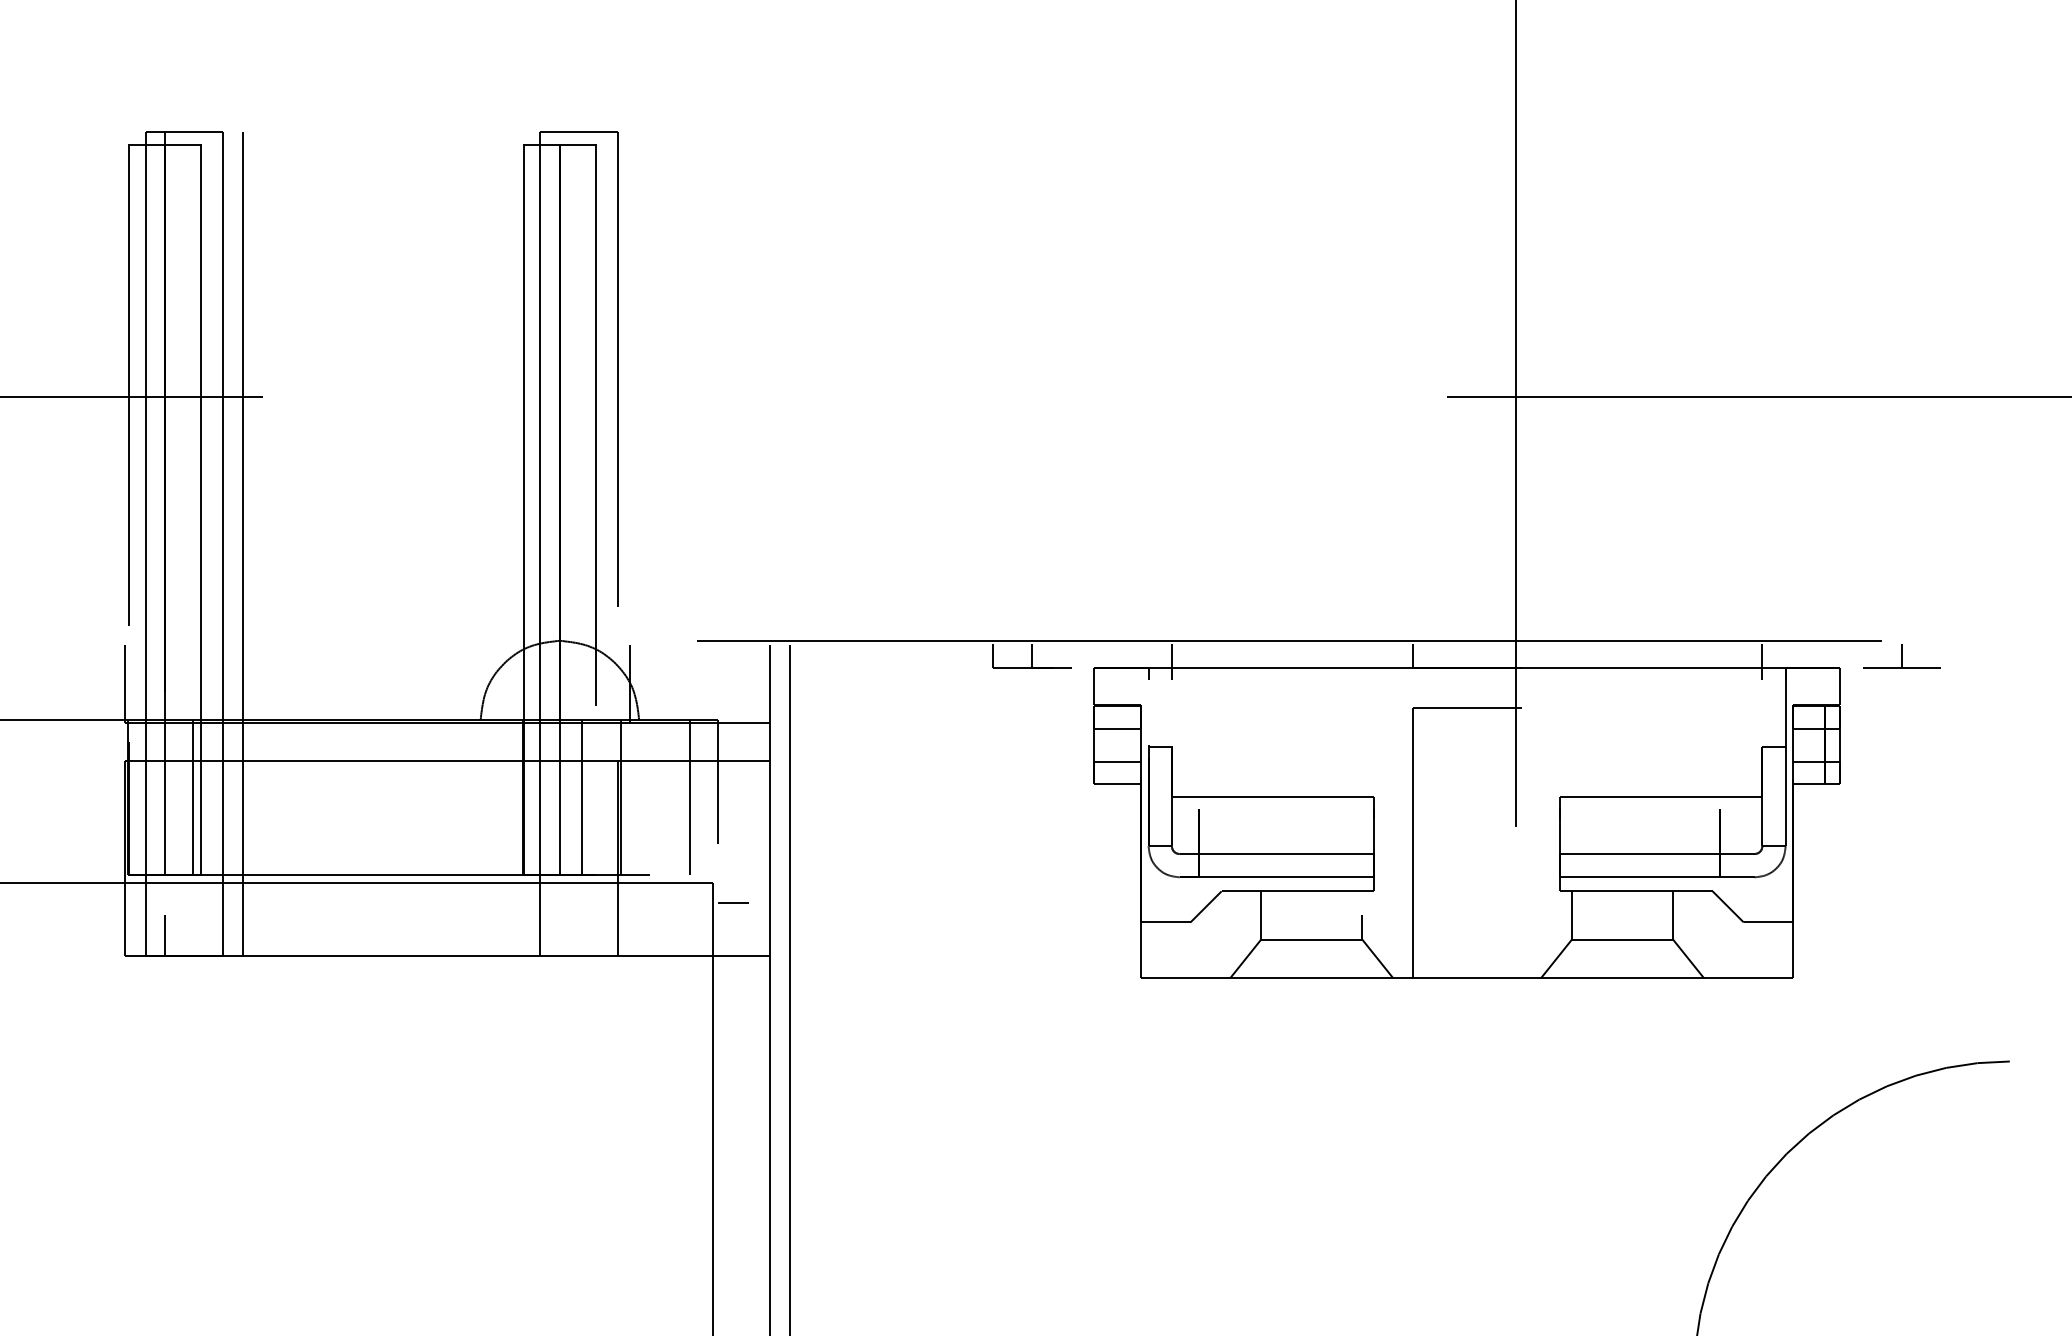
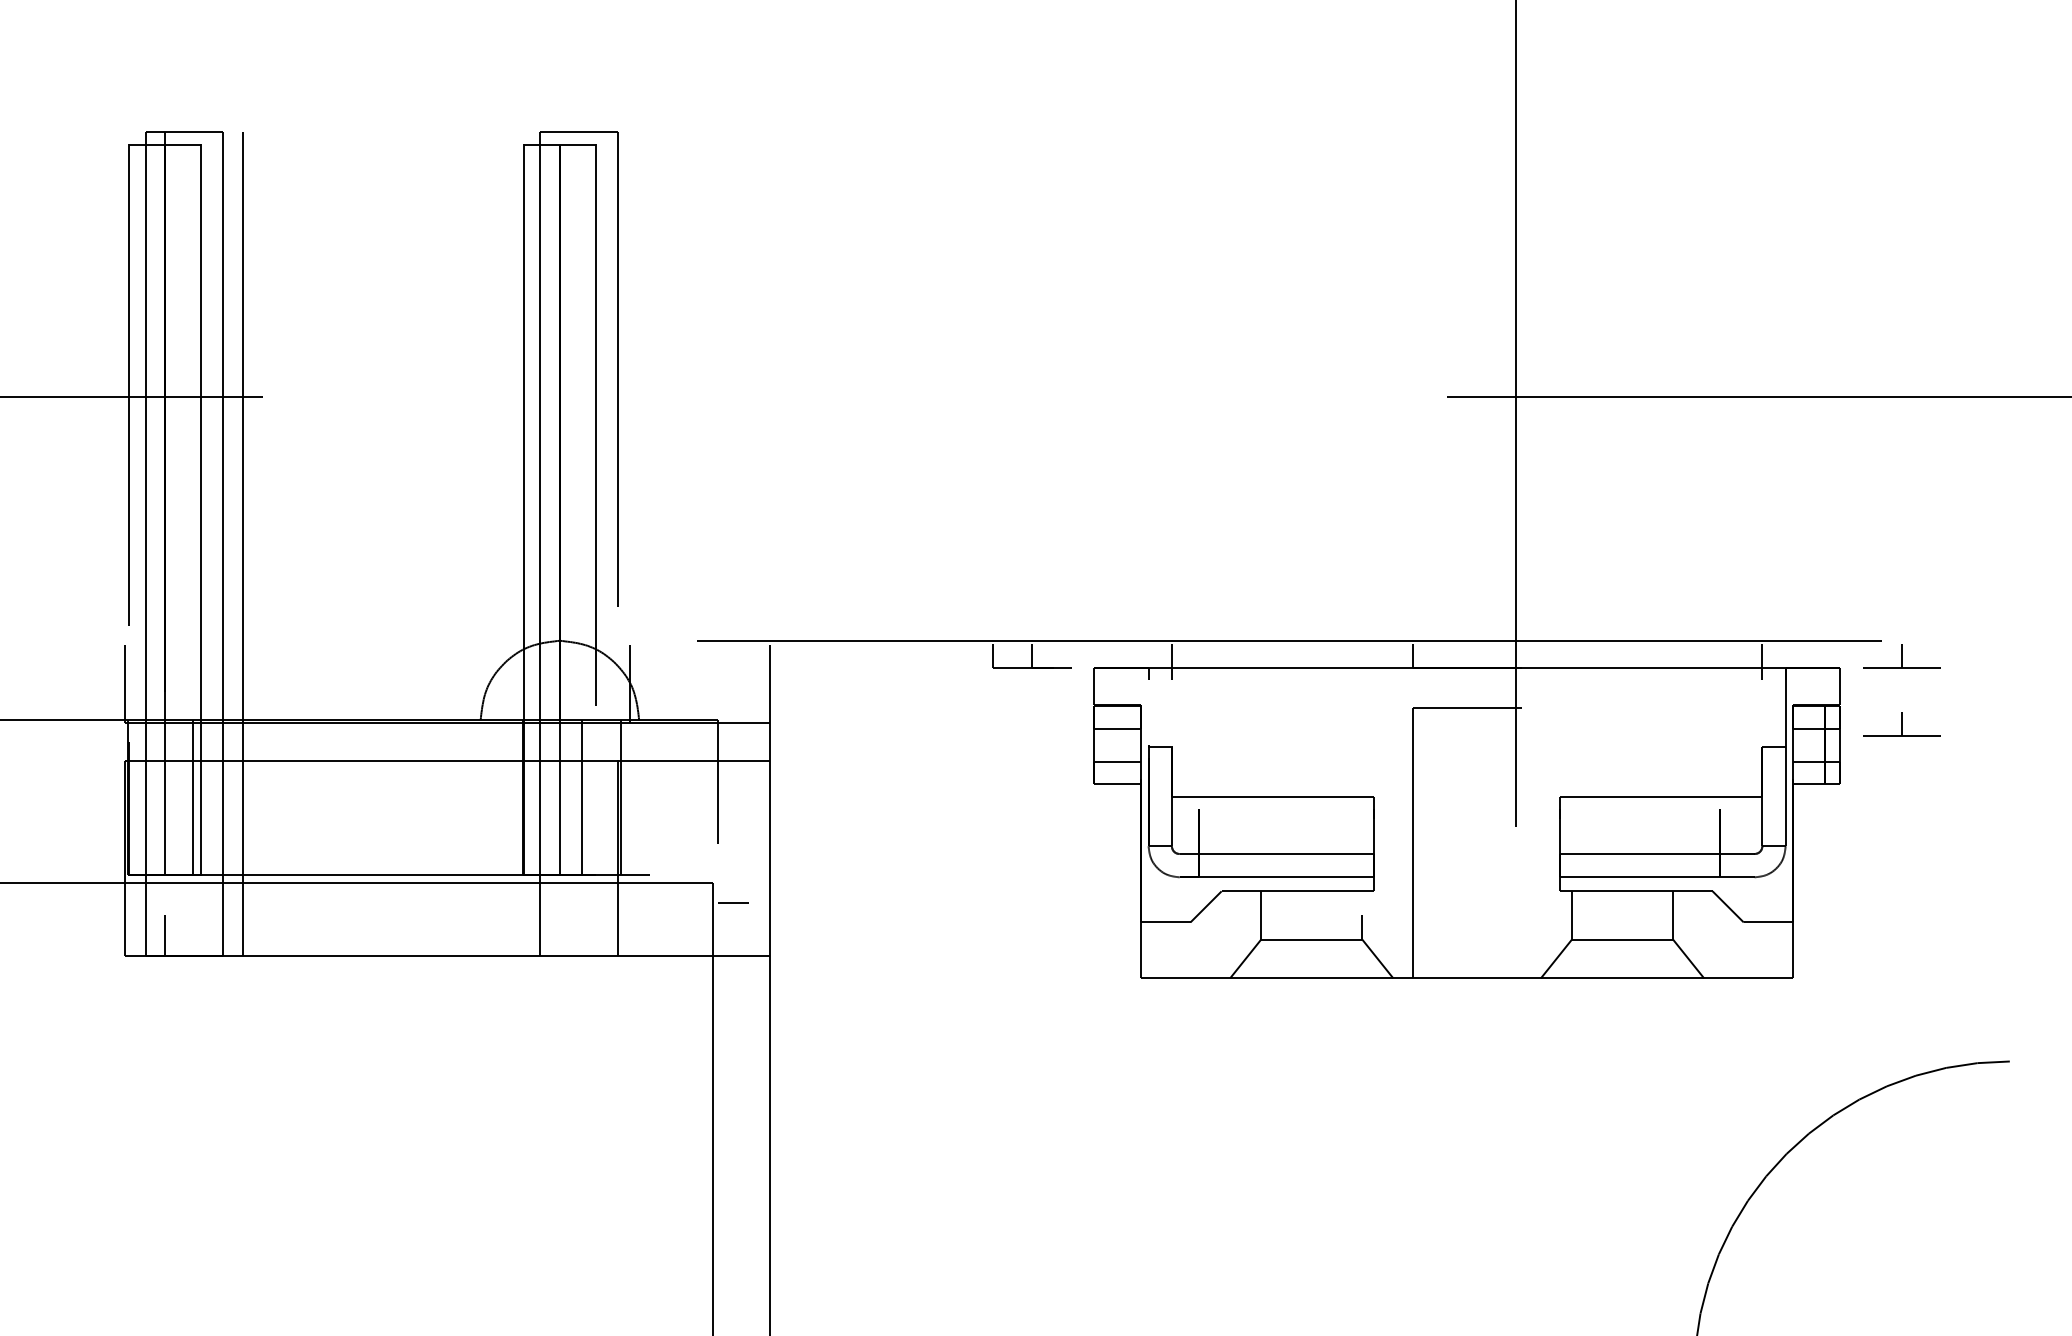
part: none -> present (1901, 724)
line: present -> none (689, 797)
line: present -> none (789, 988)
